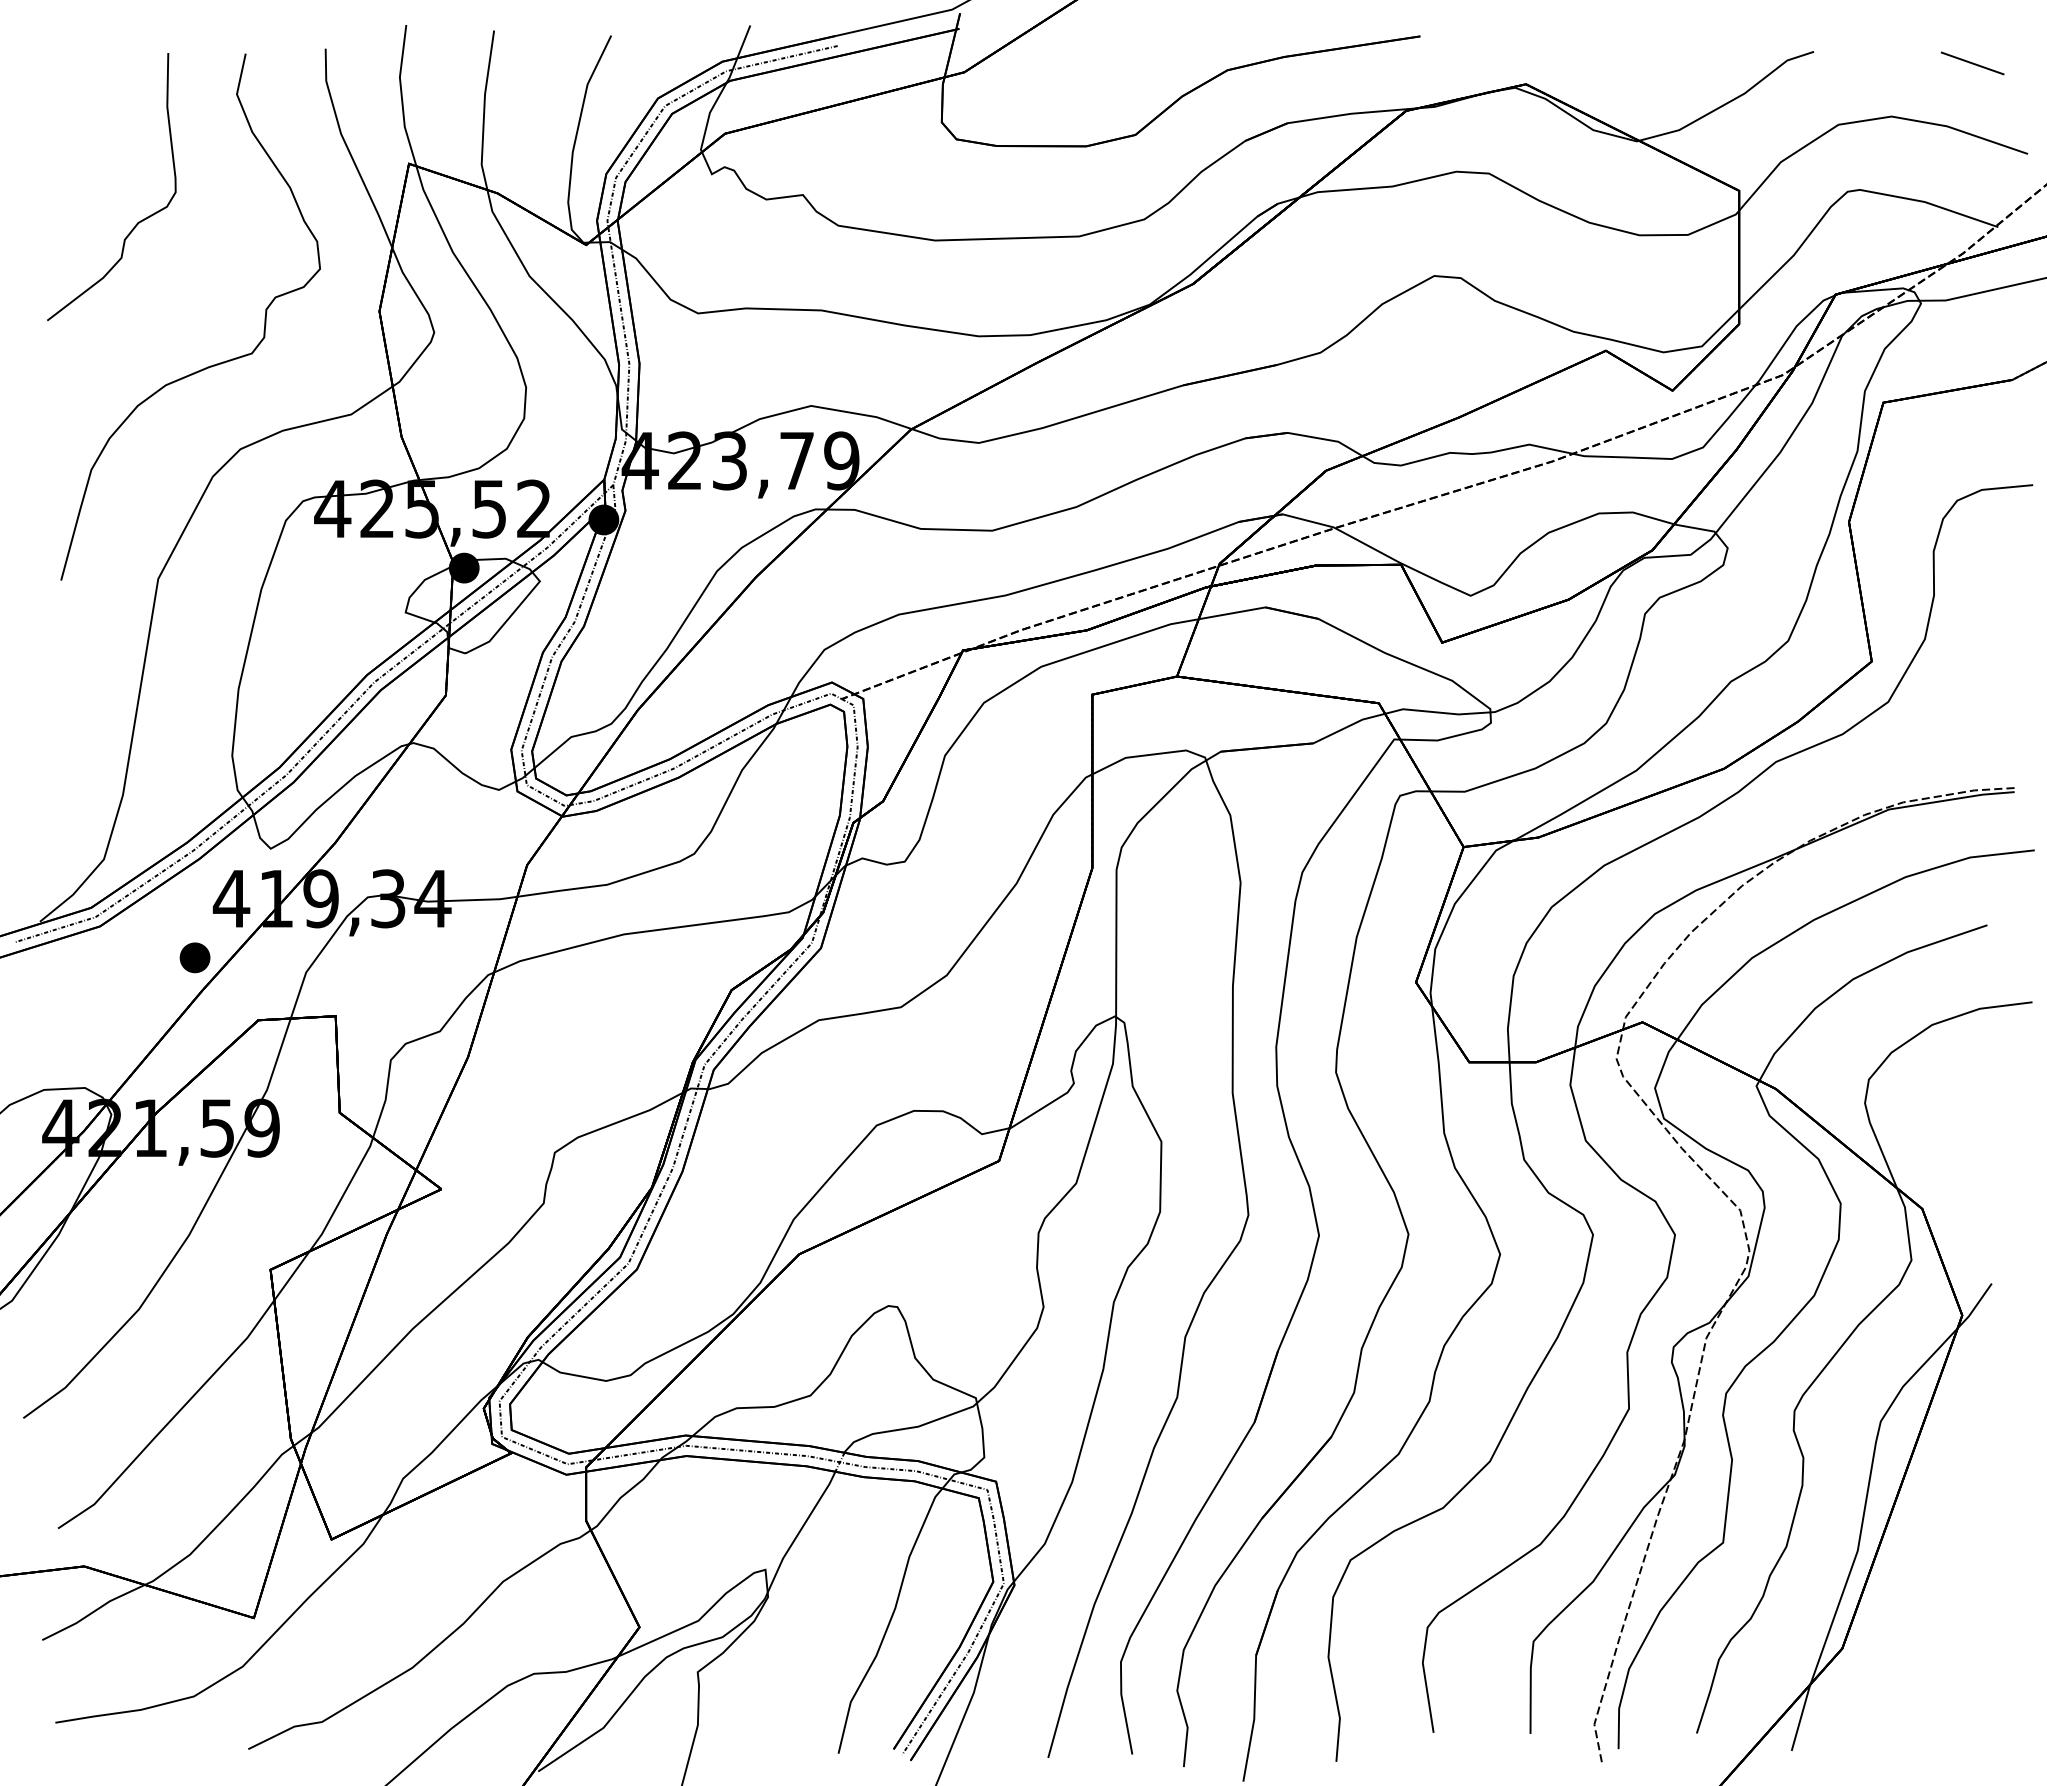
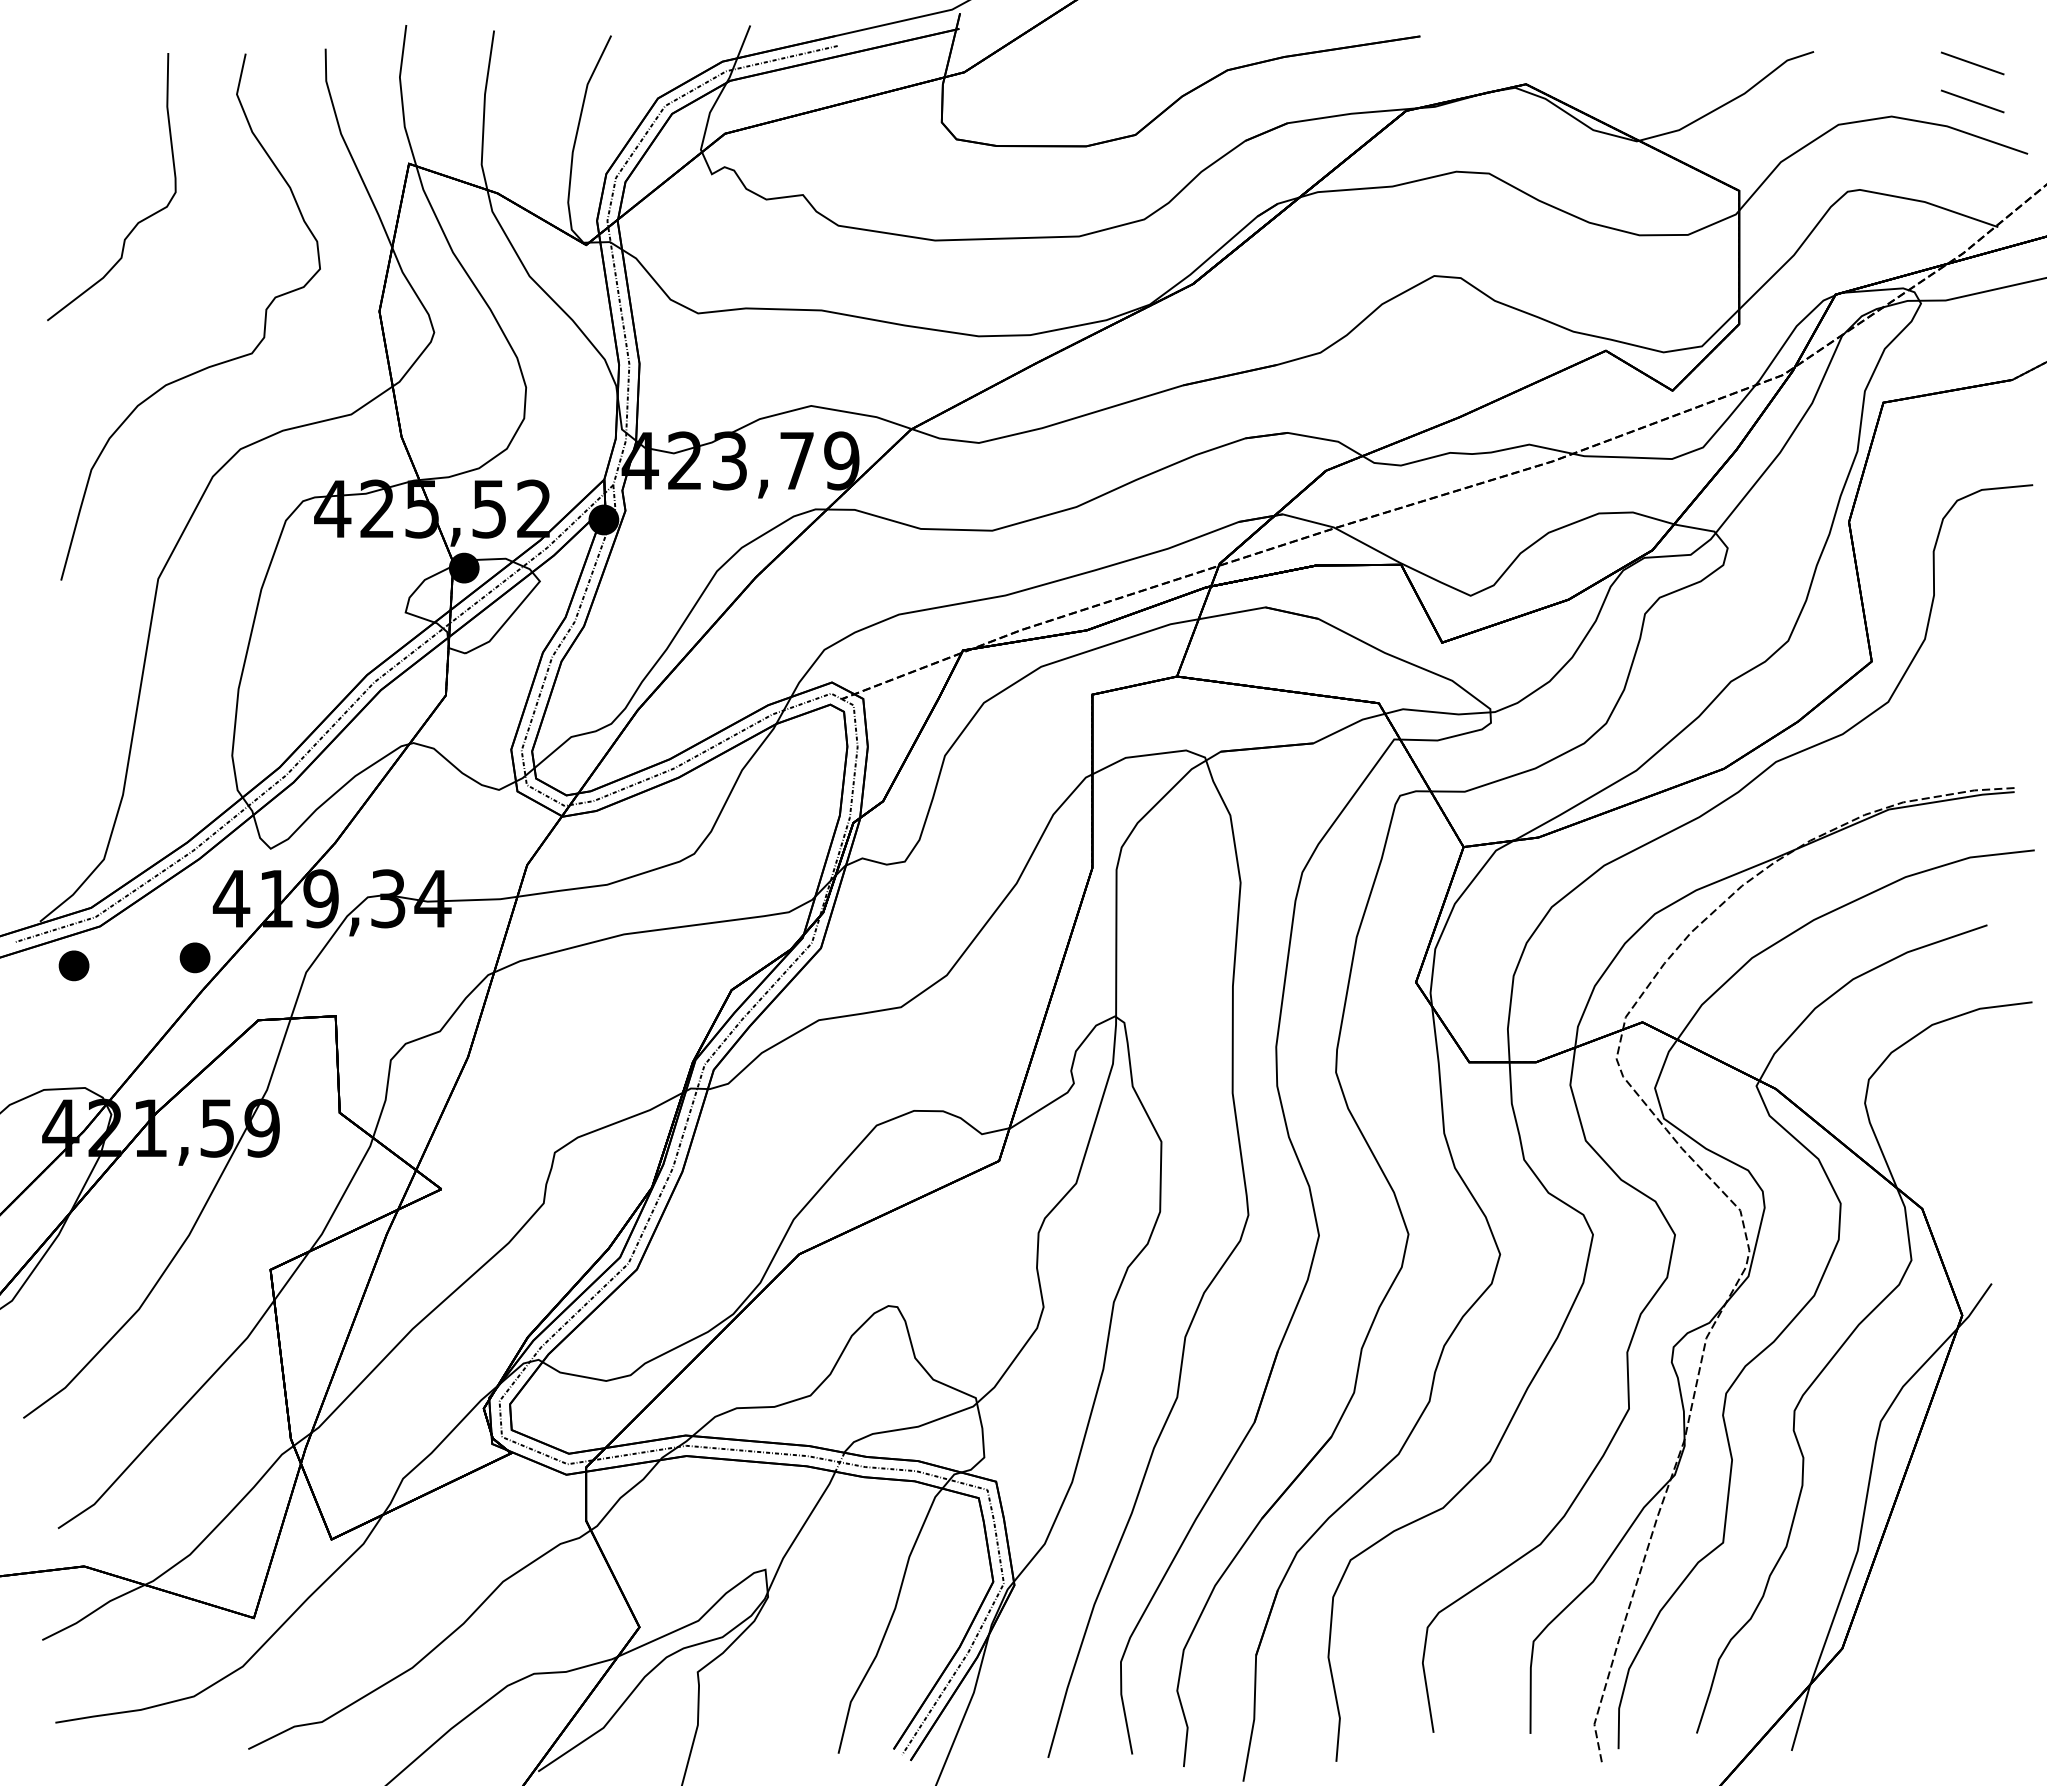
line: none -> present (1972, 101)
part: none -> present (73, 965)
